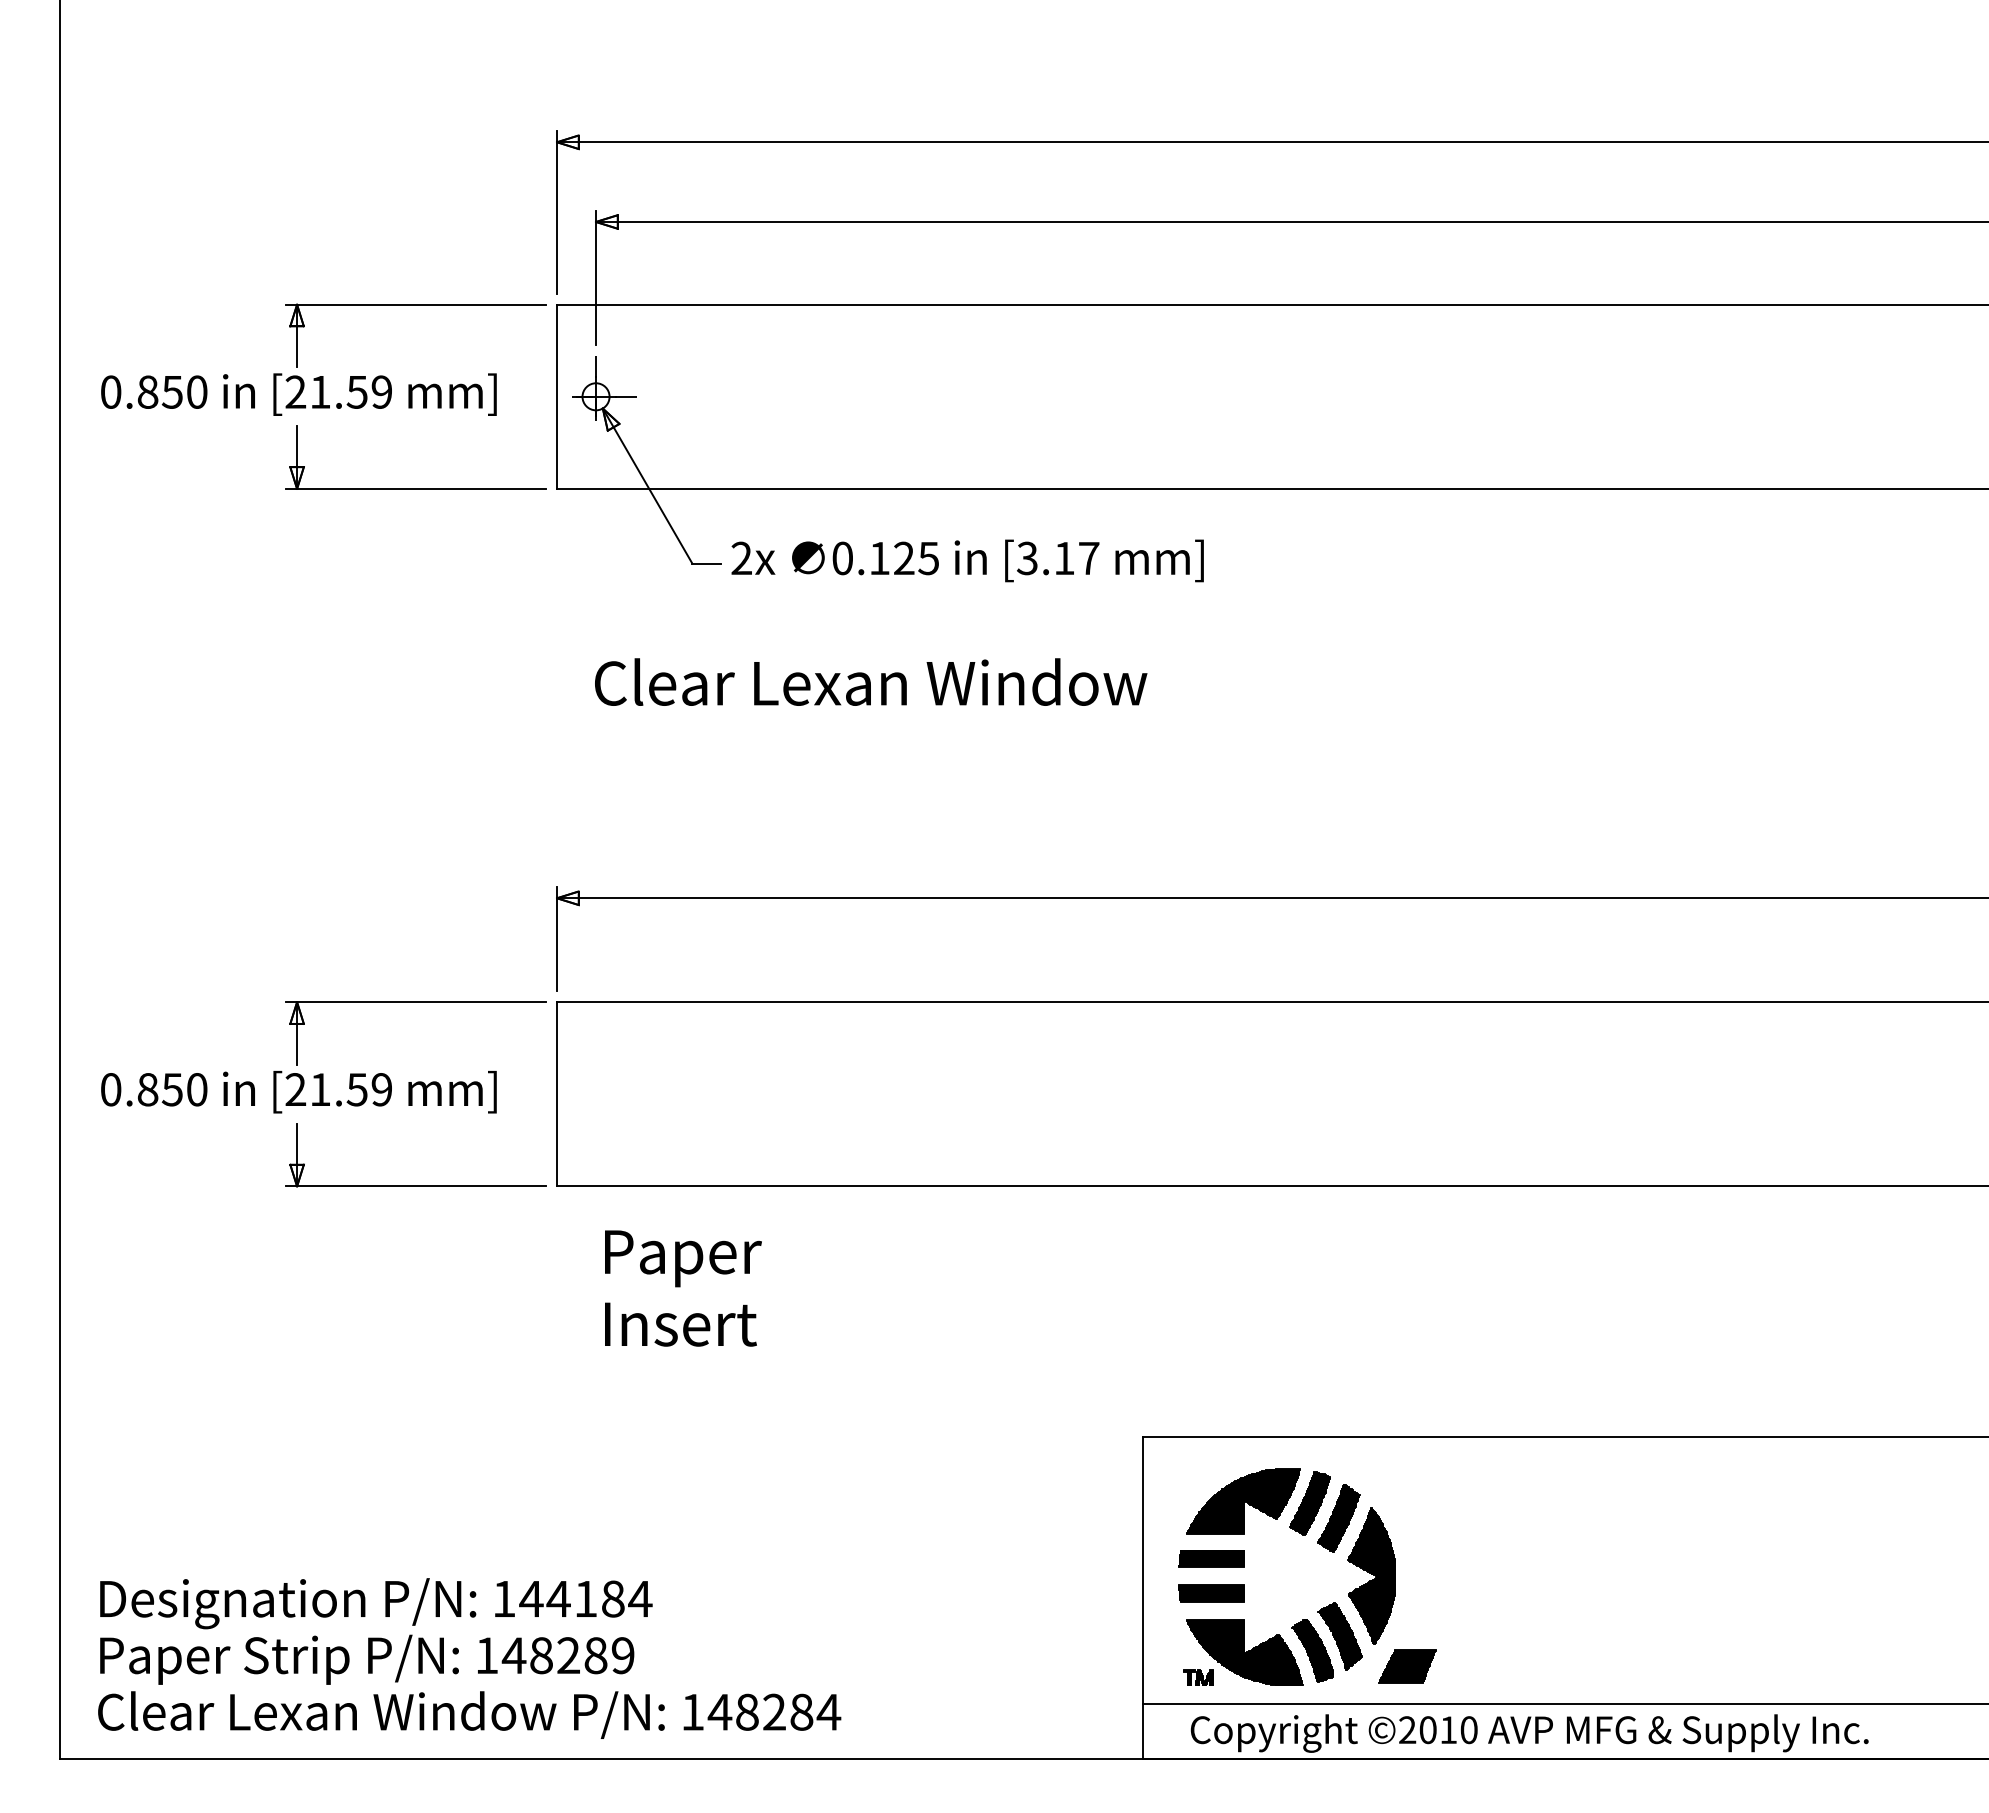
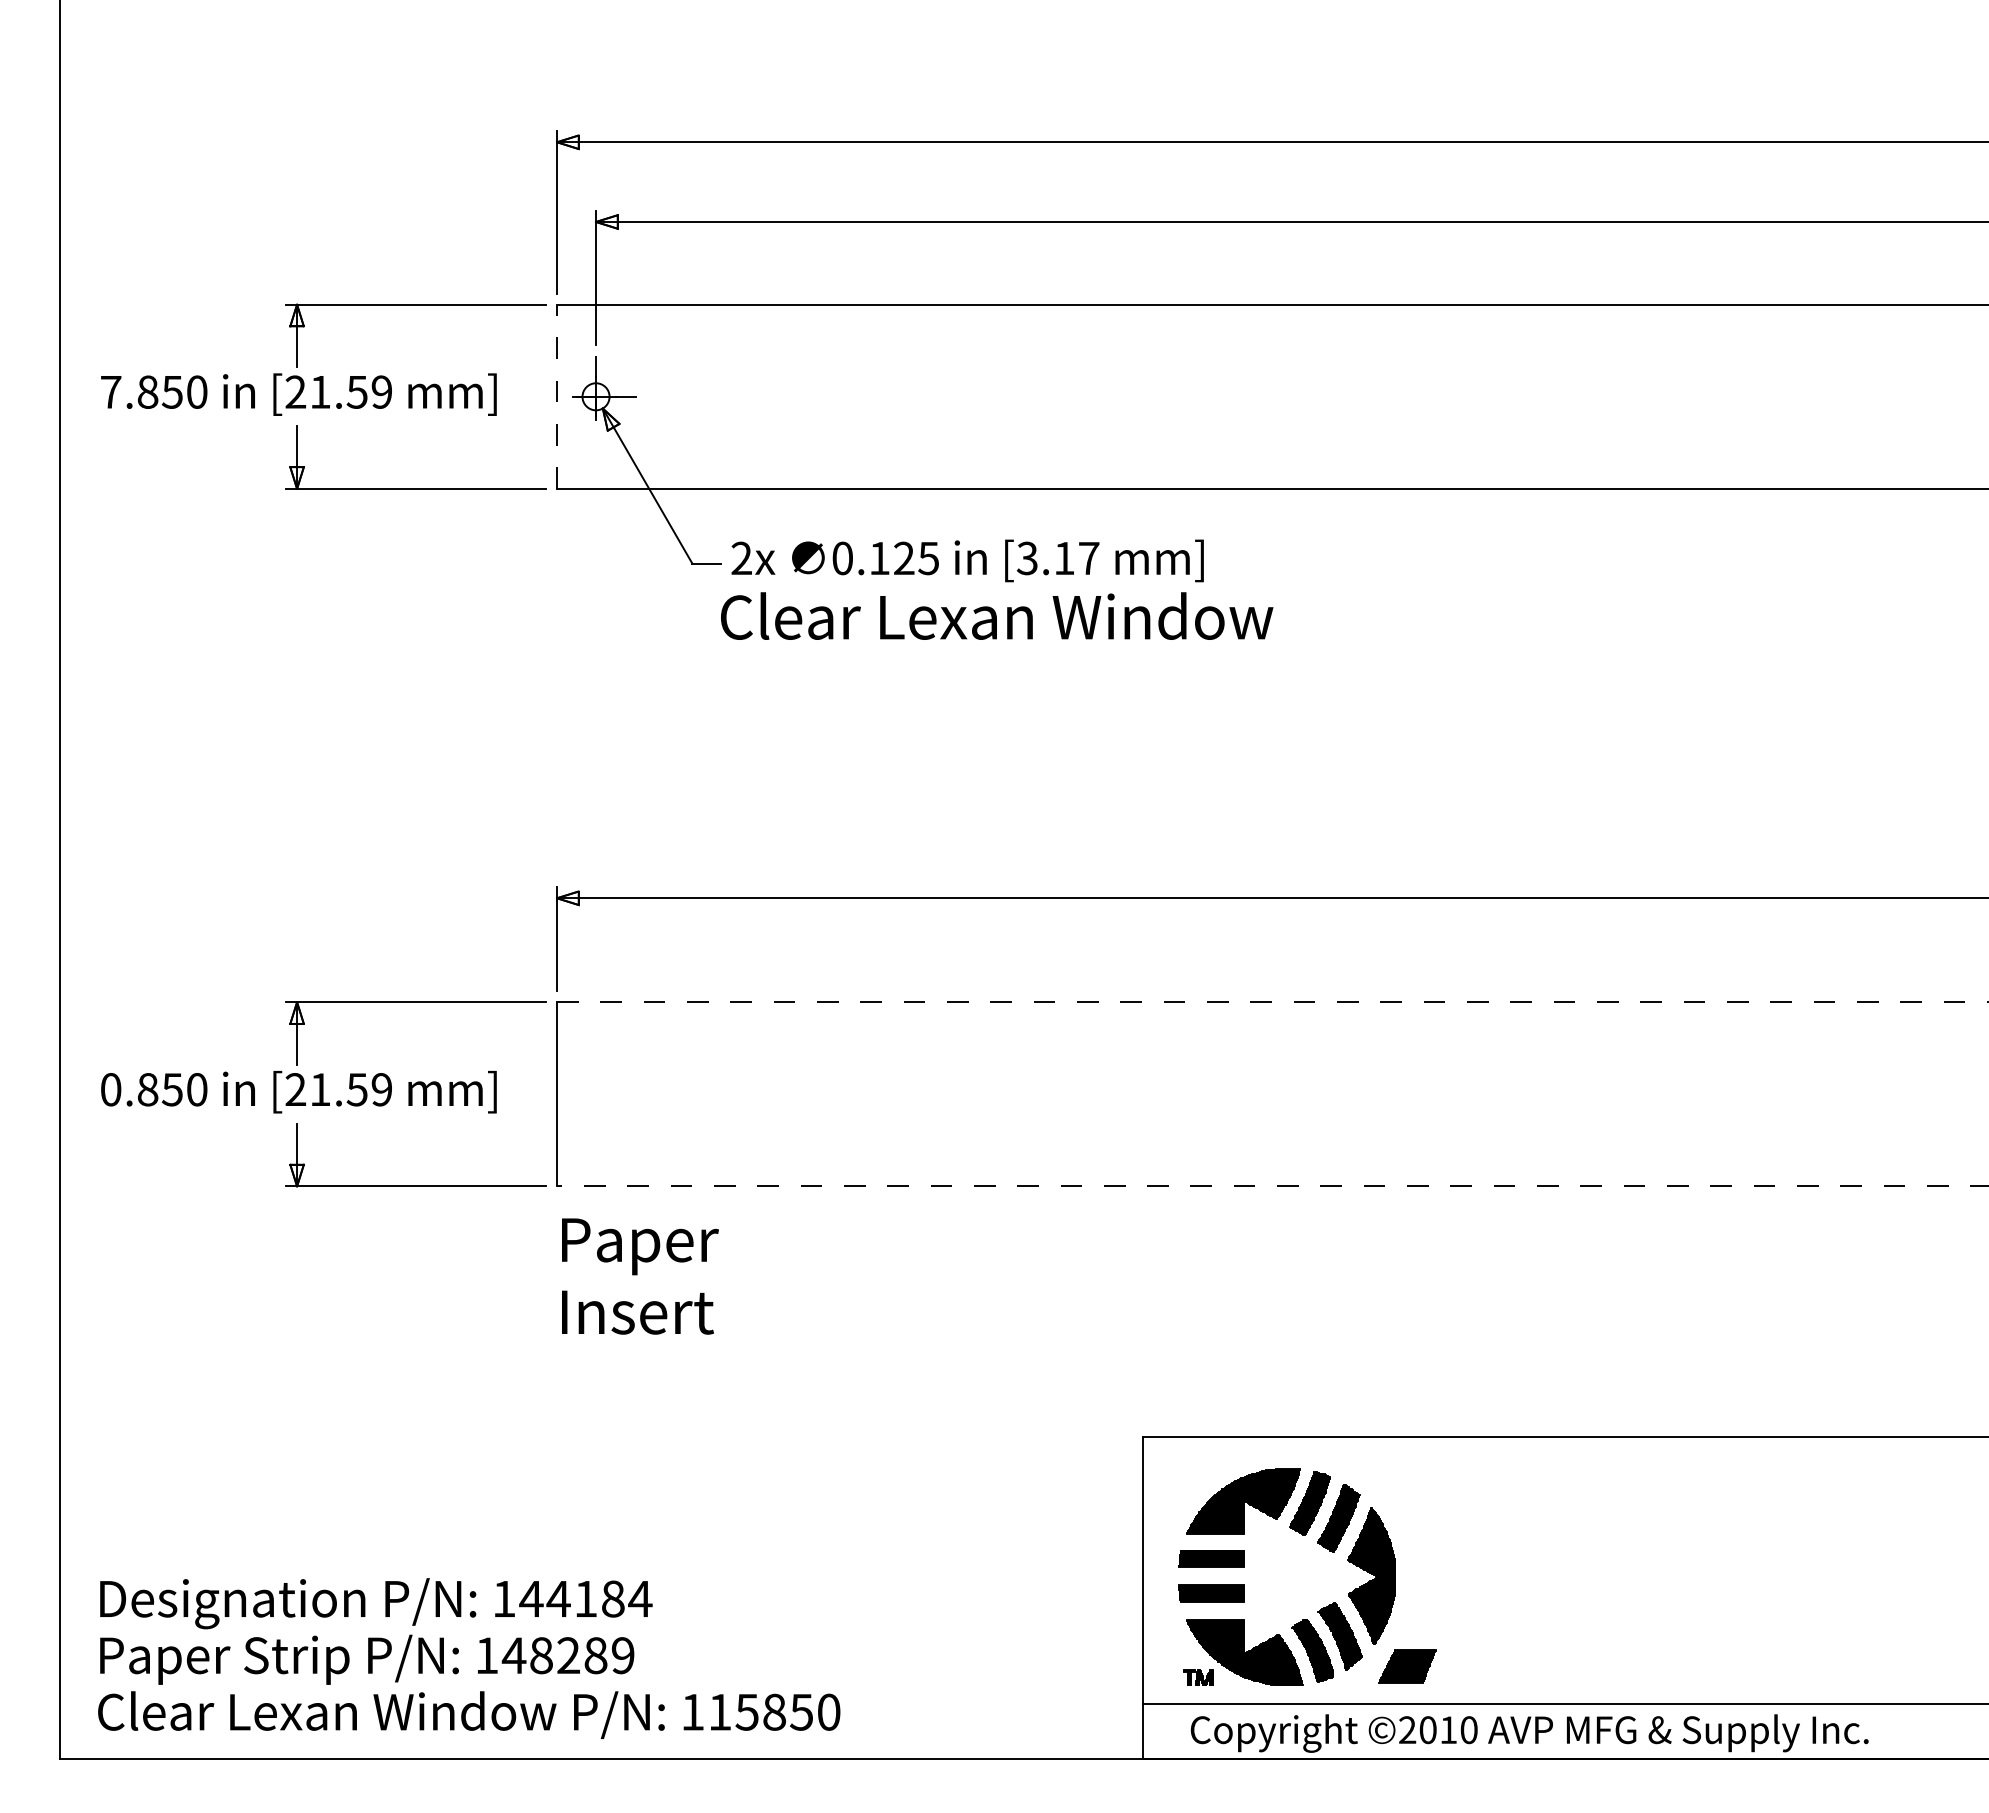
text: 0.850 -> 7.850 (111, 391)
line: solid -> dashed (557, 396)
text position: (871, 681) -> (997, 615) (997, 615)
line: solid -> dashed (1272, 1002)
line: solid -> dashed (1272, 1186)
text position: (683, 1288) -> (640, 1276) (640, 1276)
text: 148284 -> 115850 (774, 1711)
